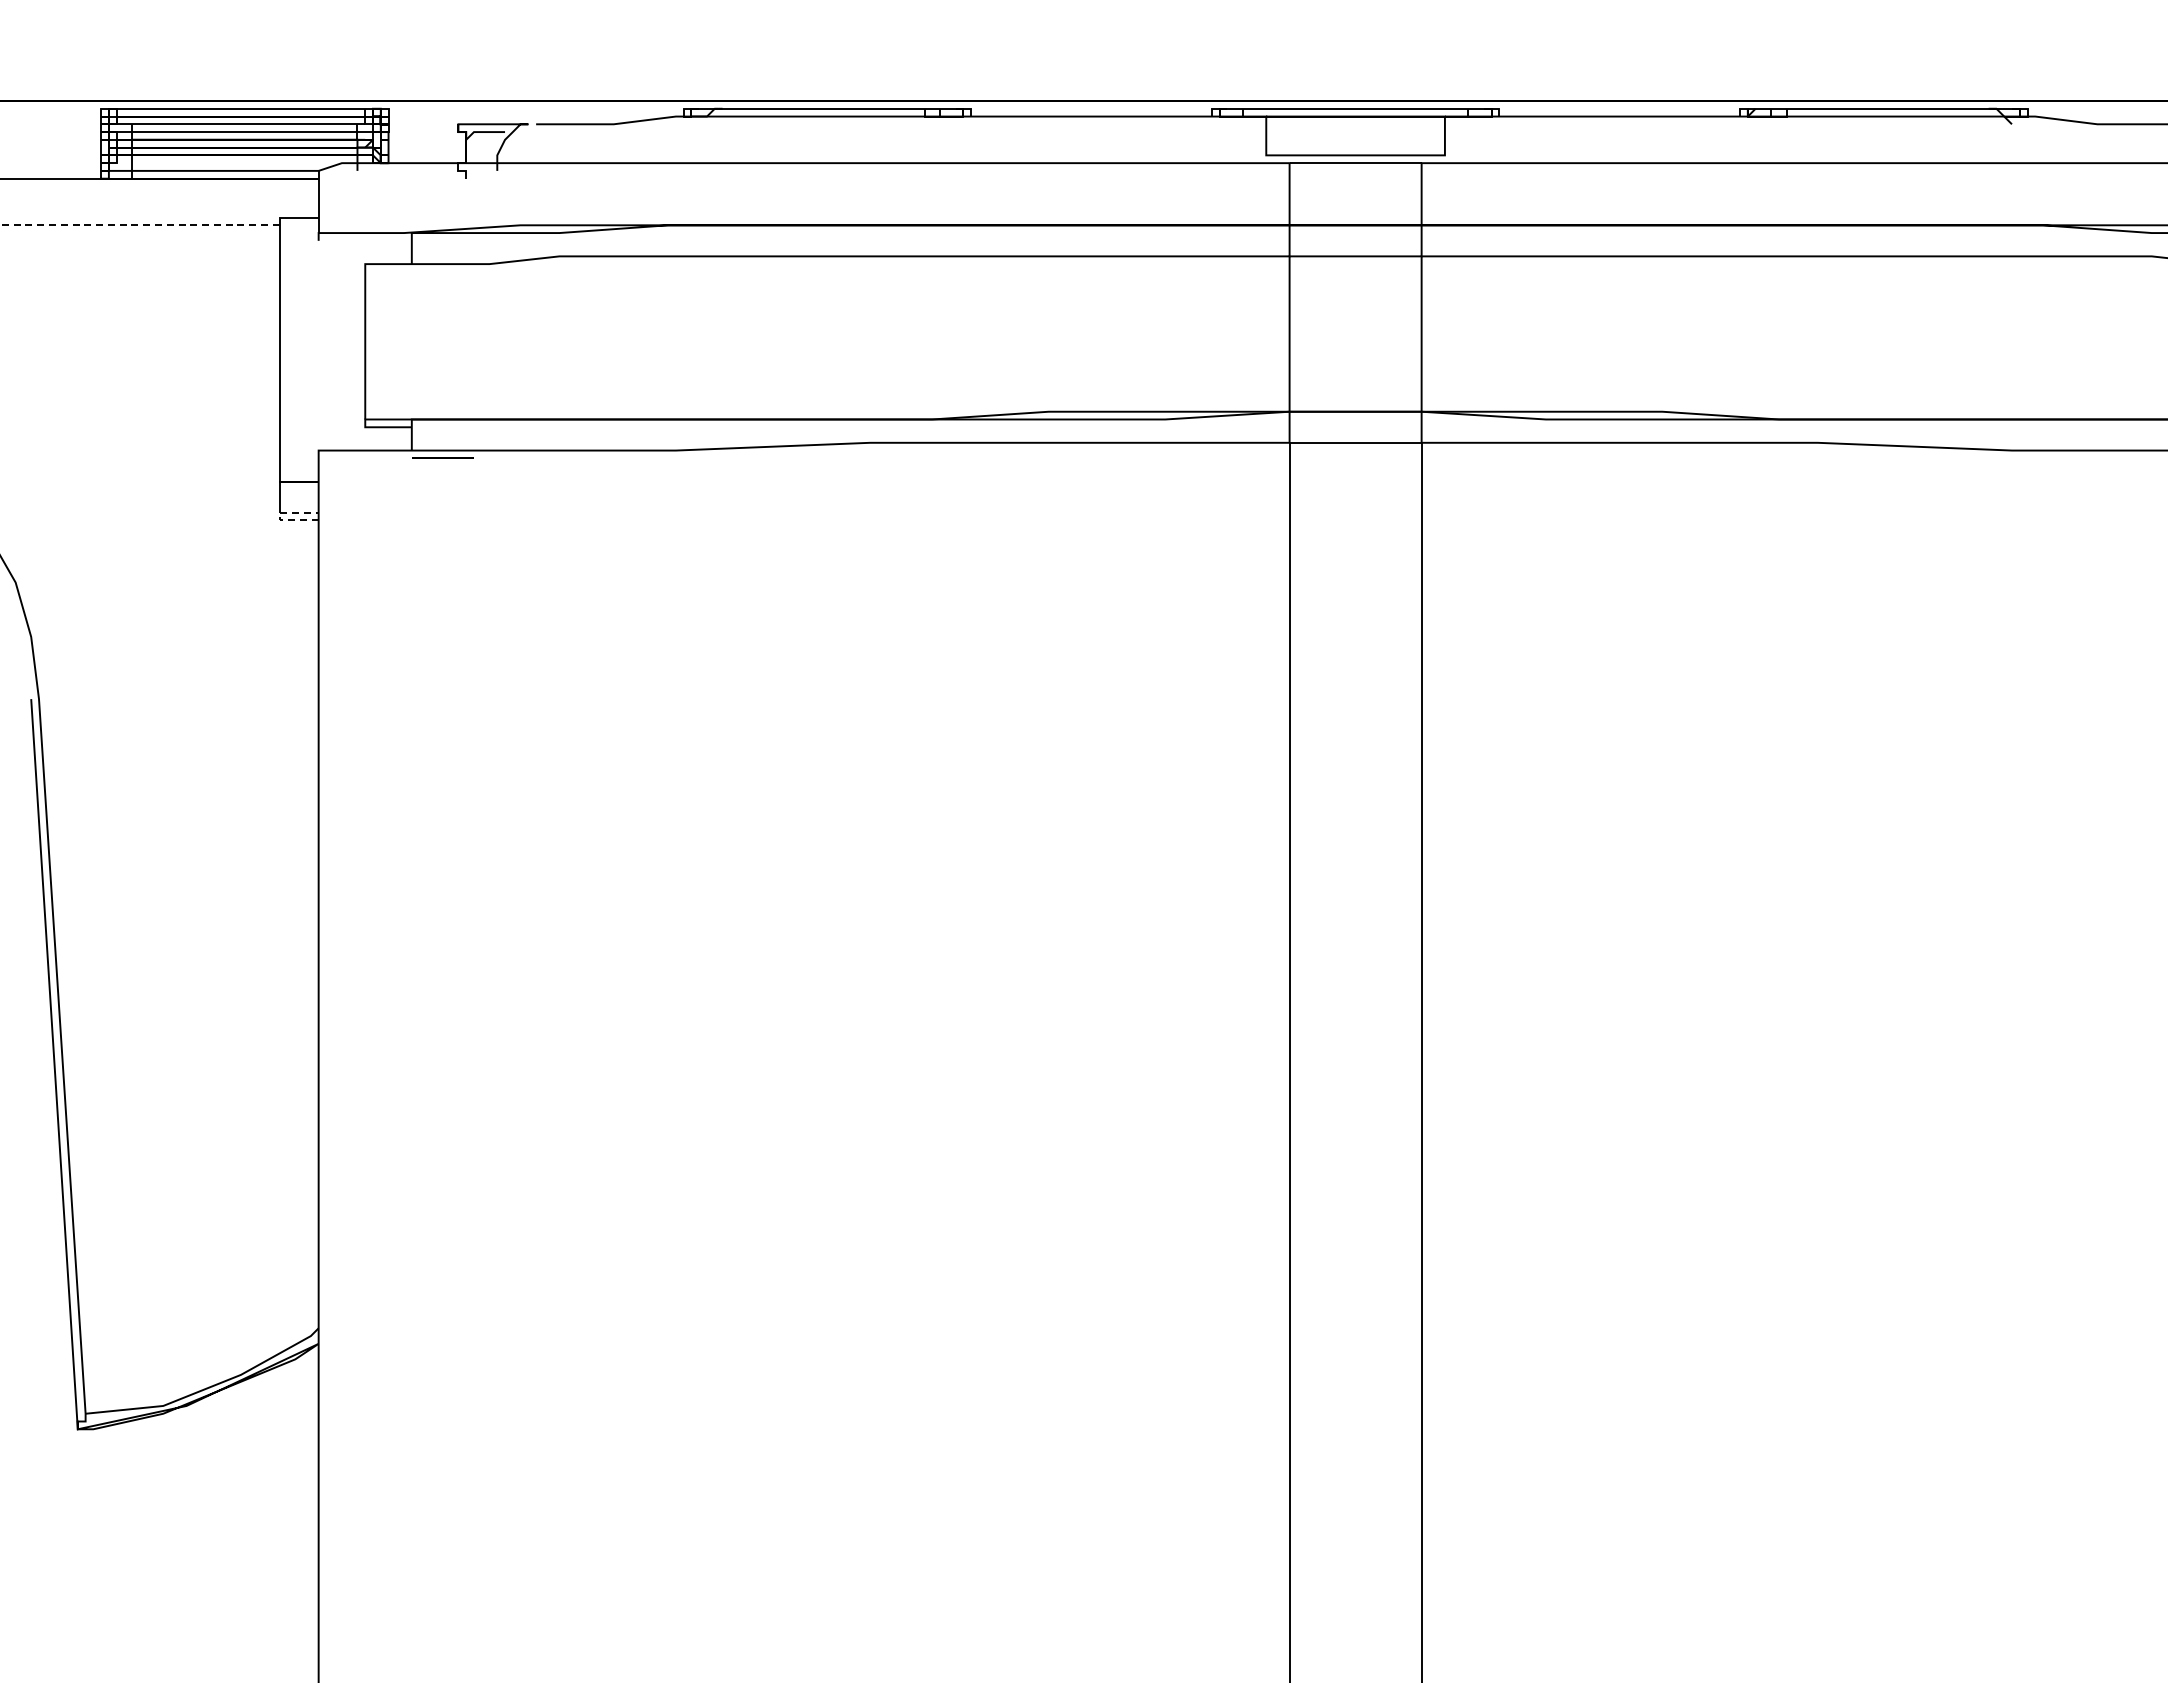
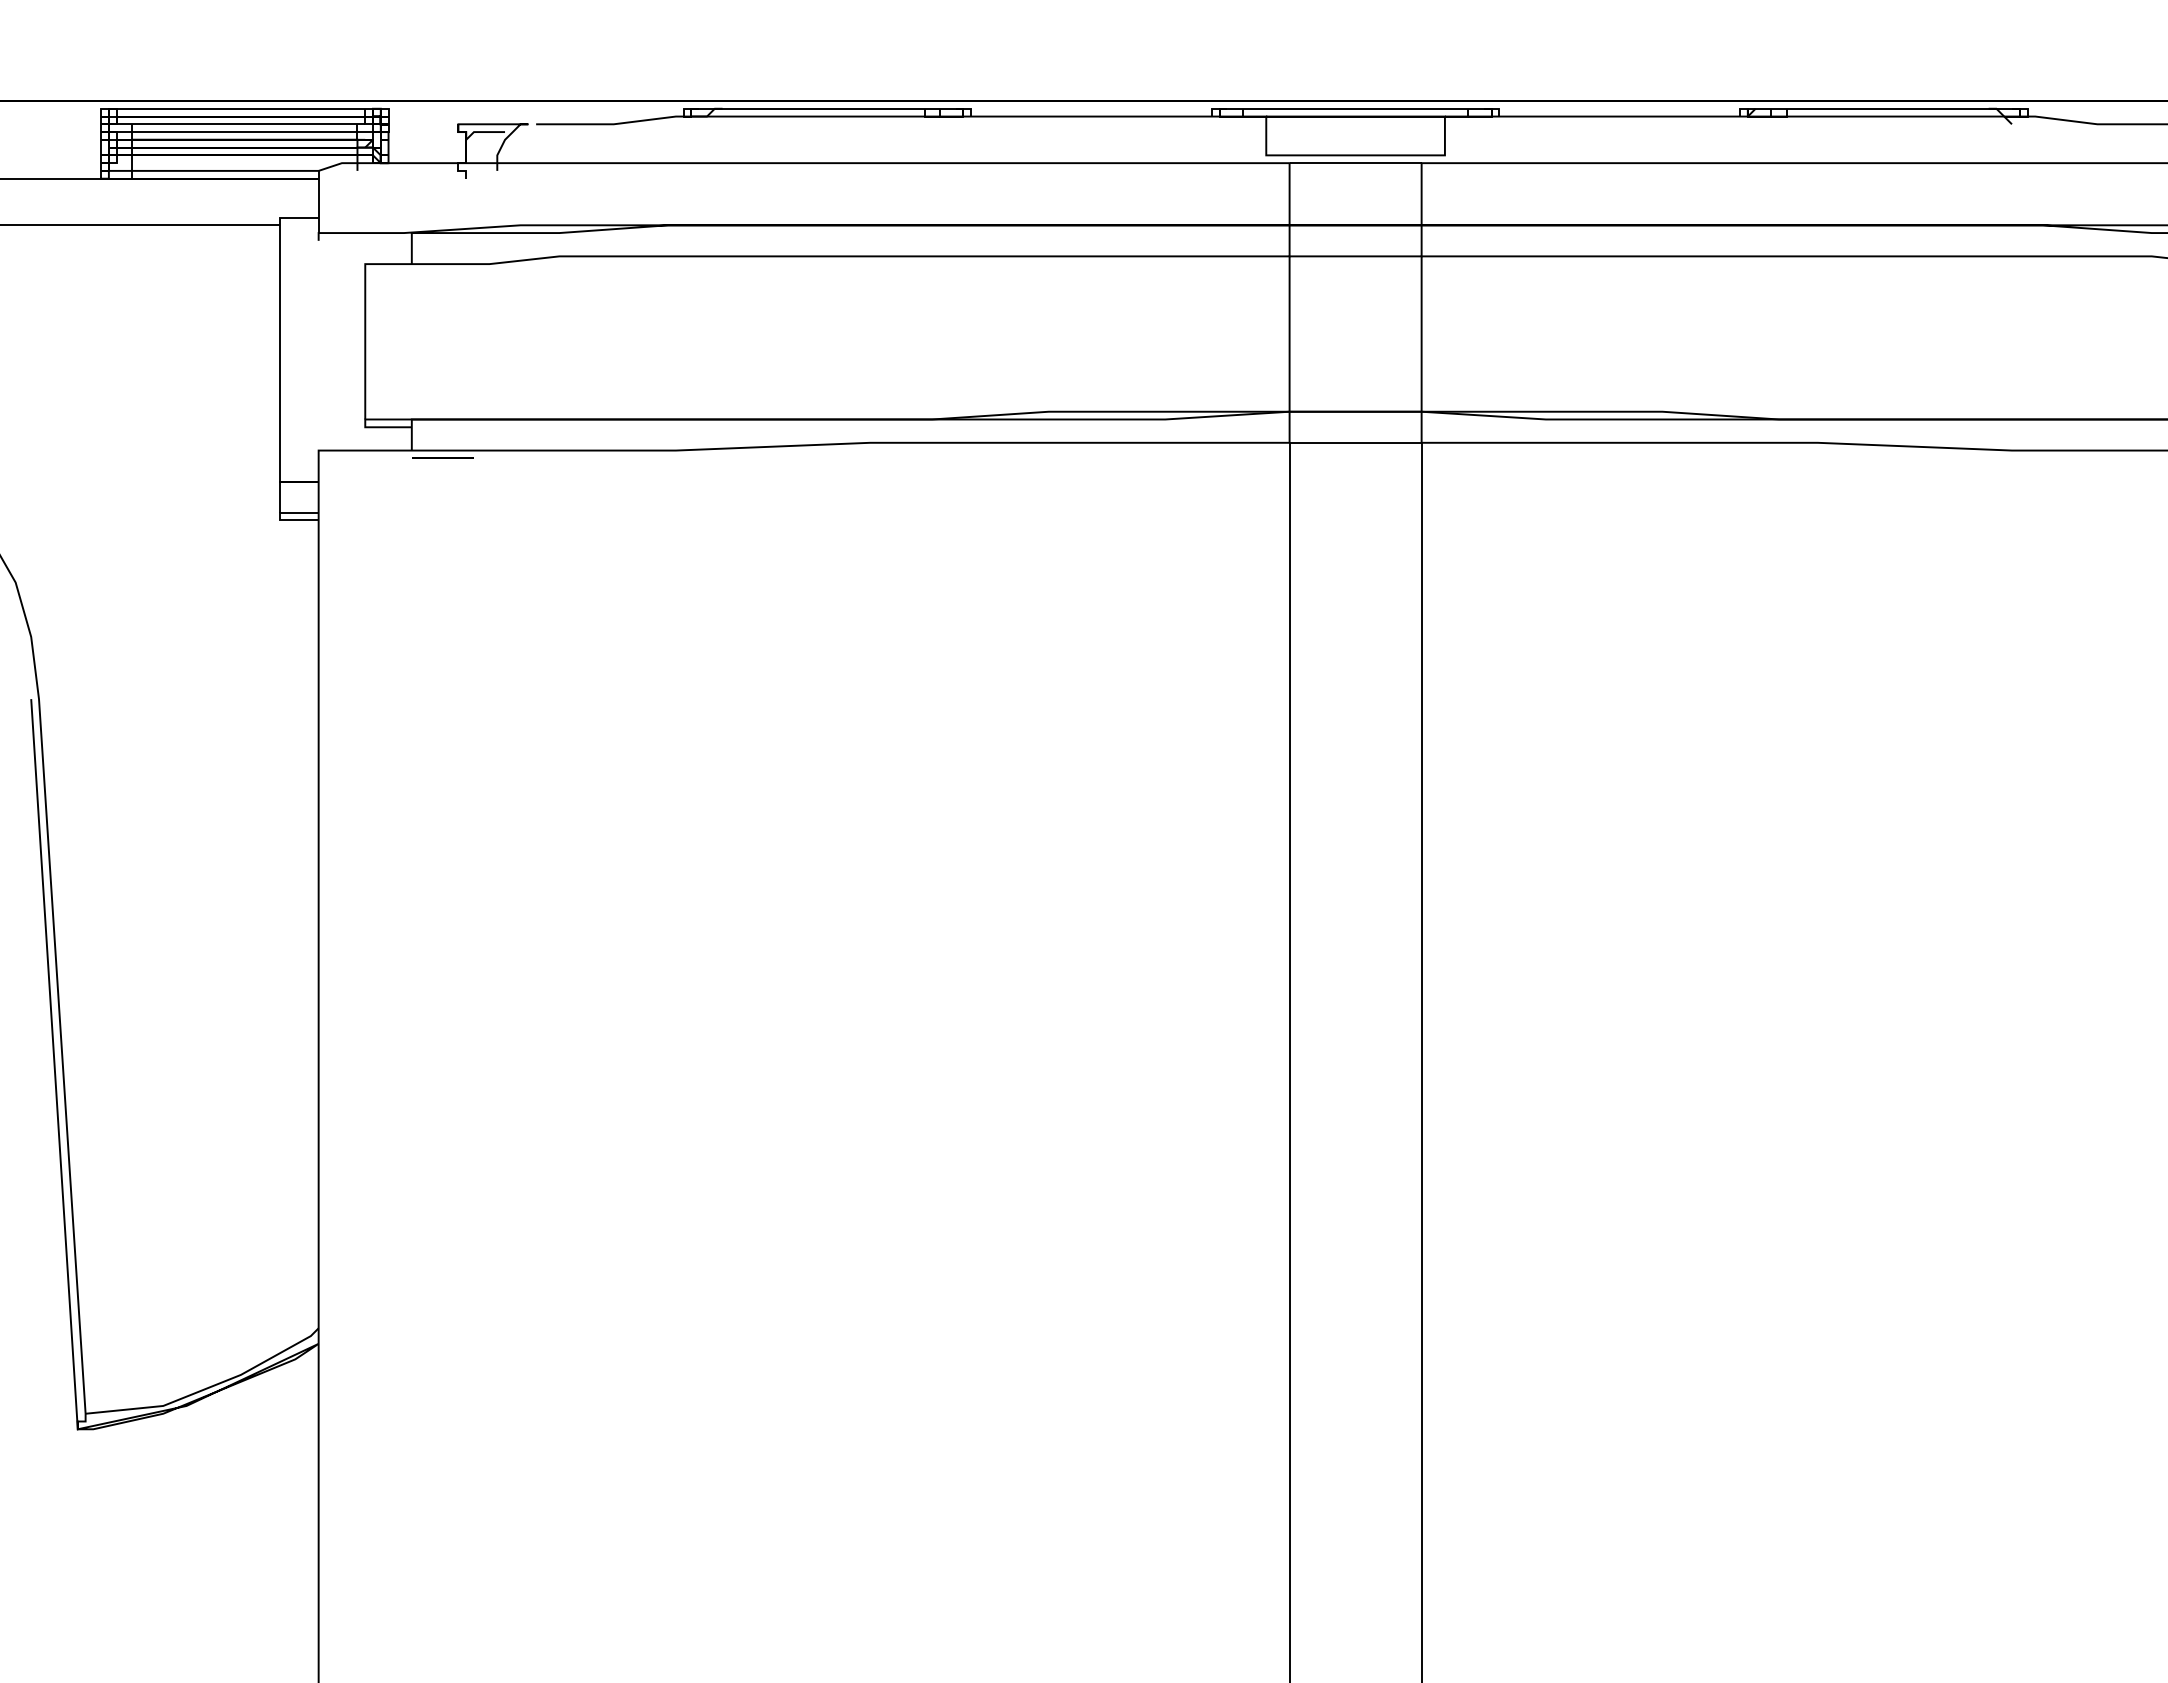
line: dashed -> solid (139, 225)
line: dashed -> solid (279, 516)
